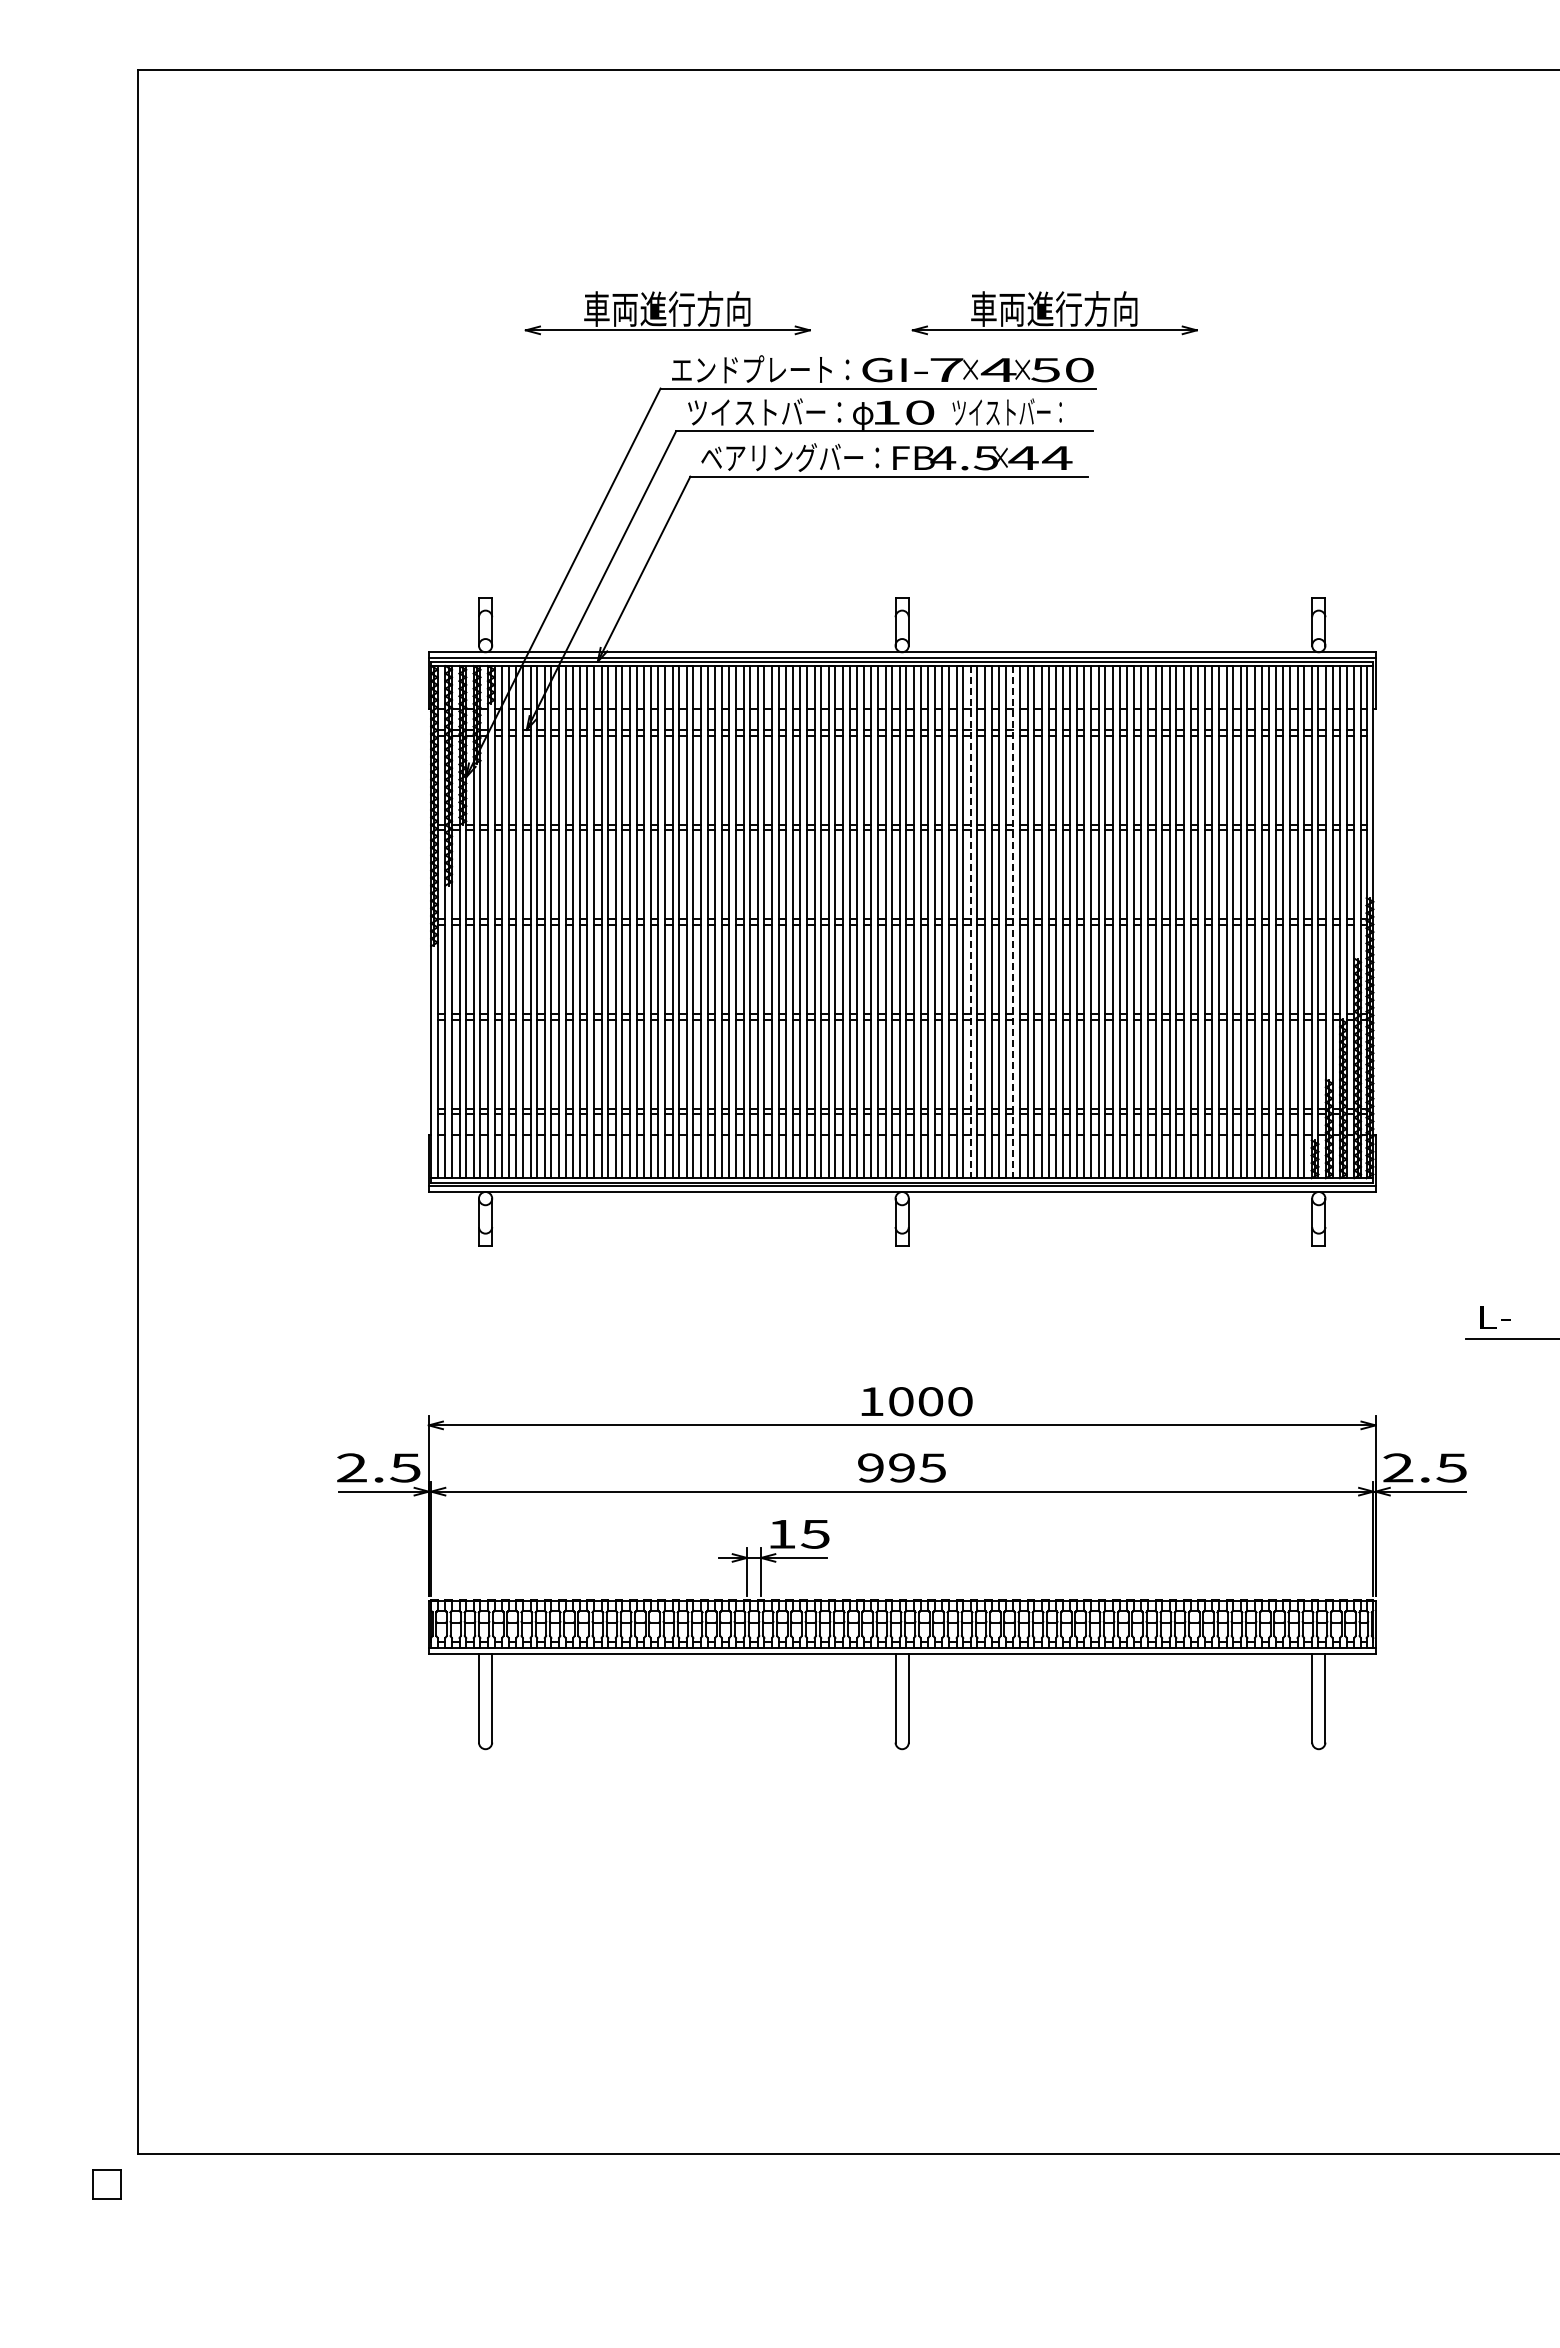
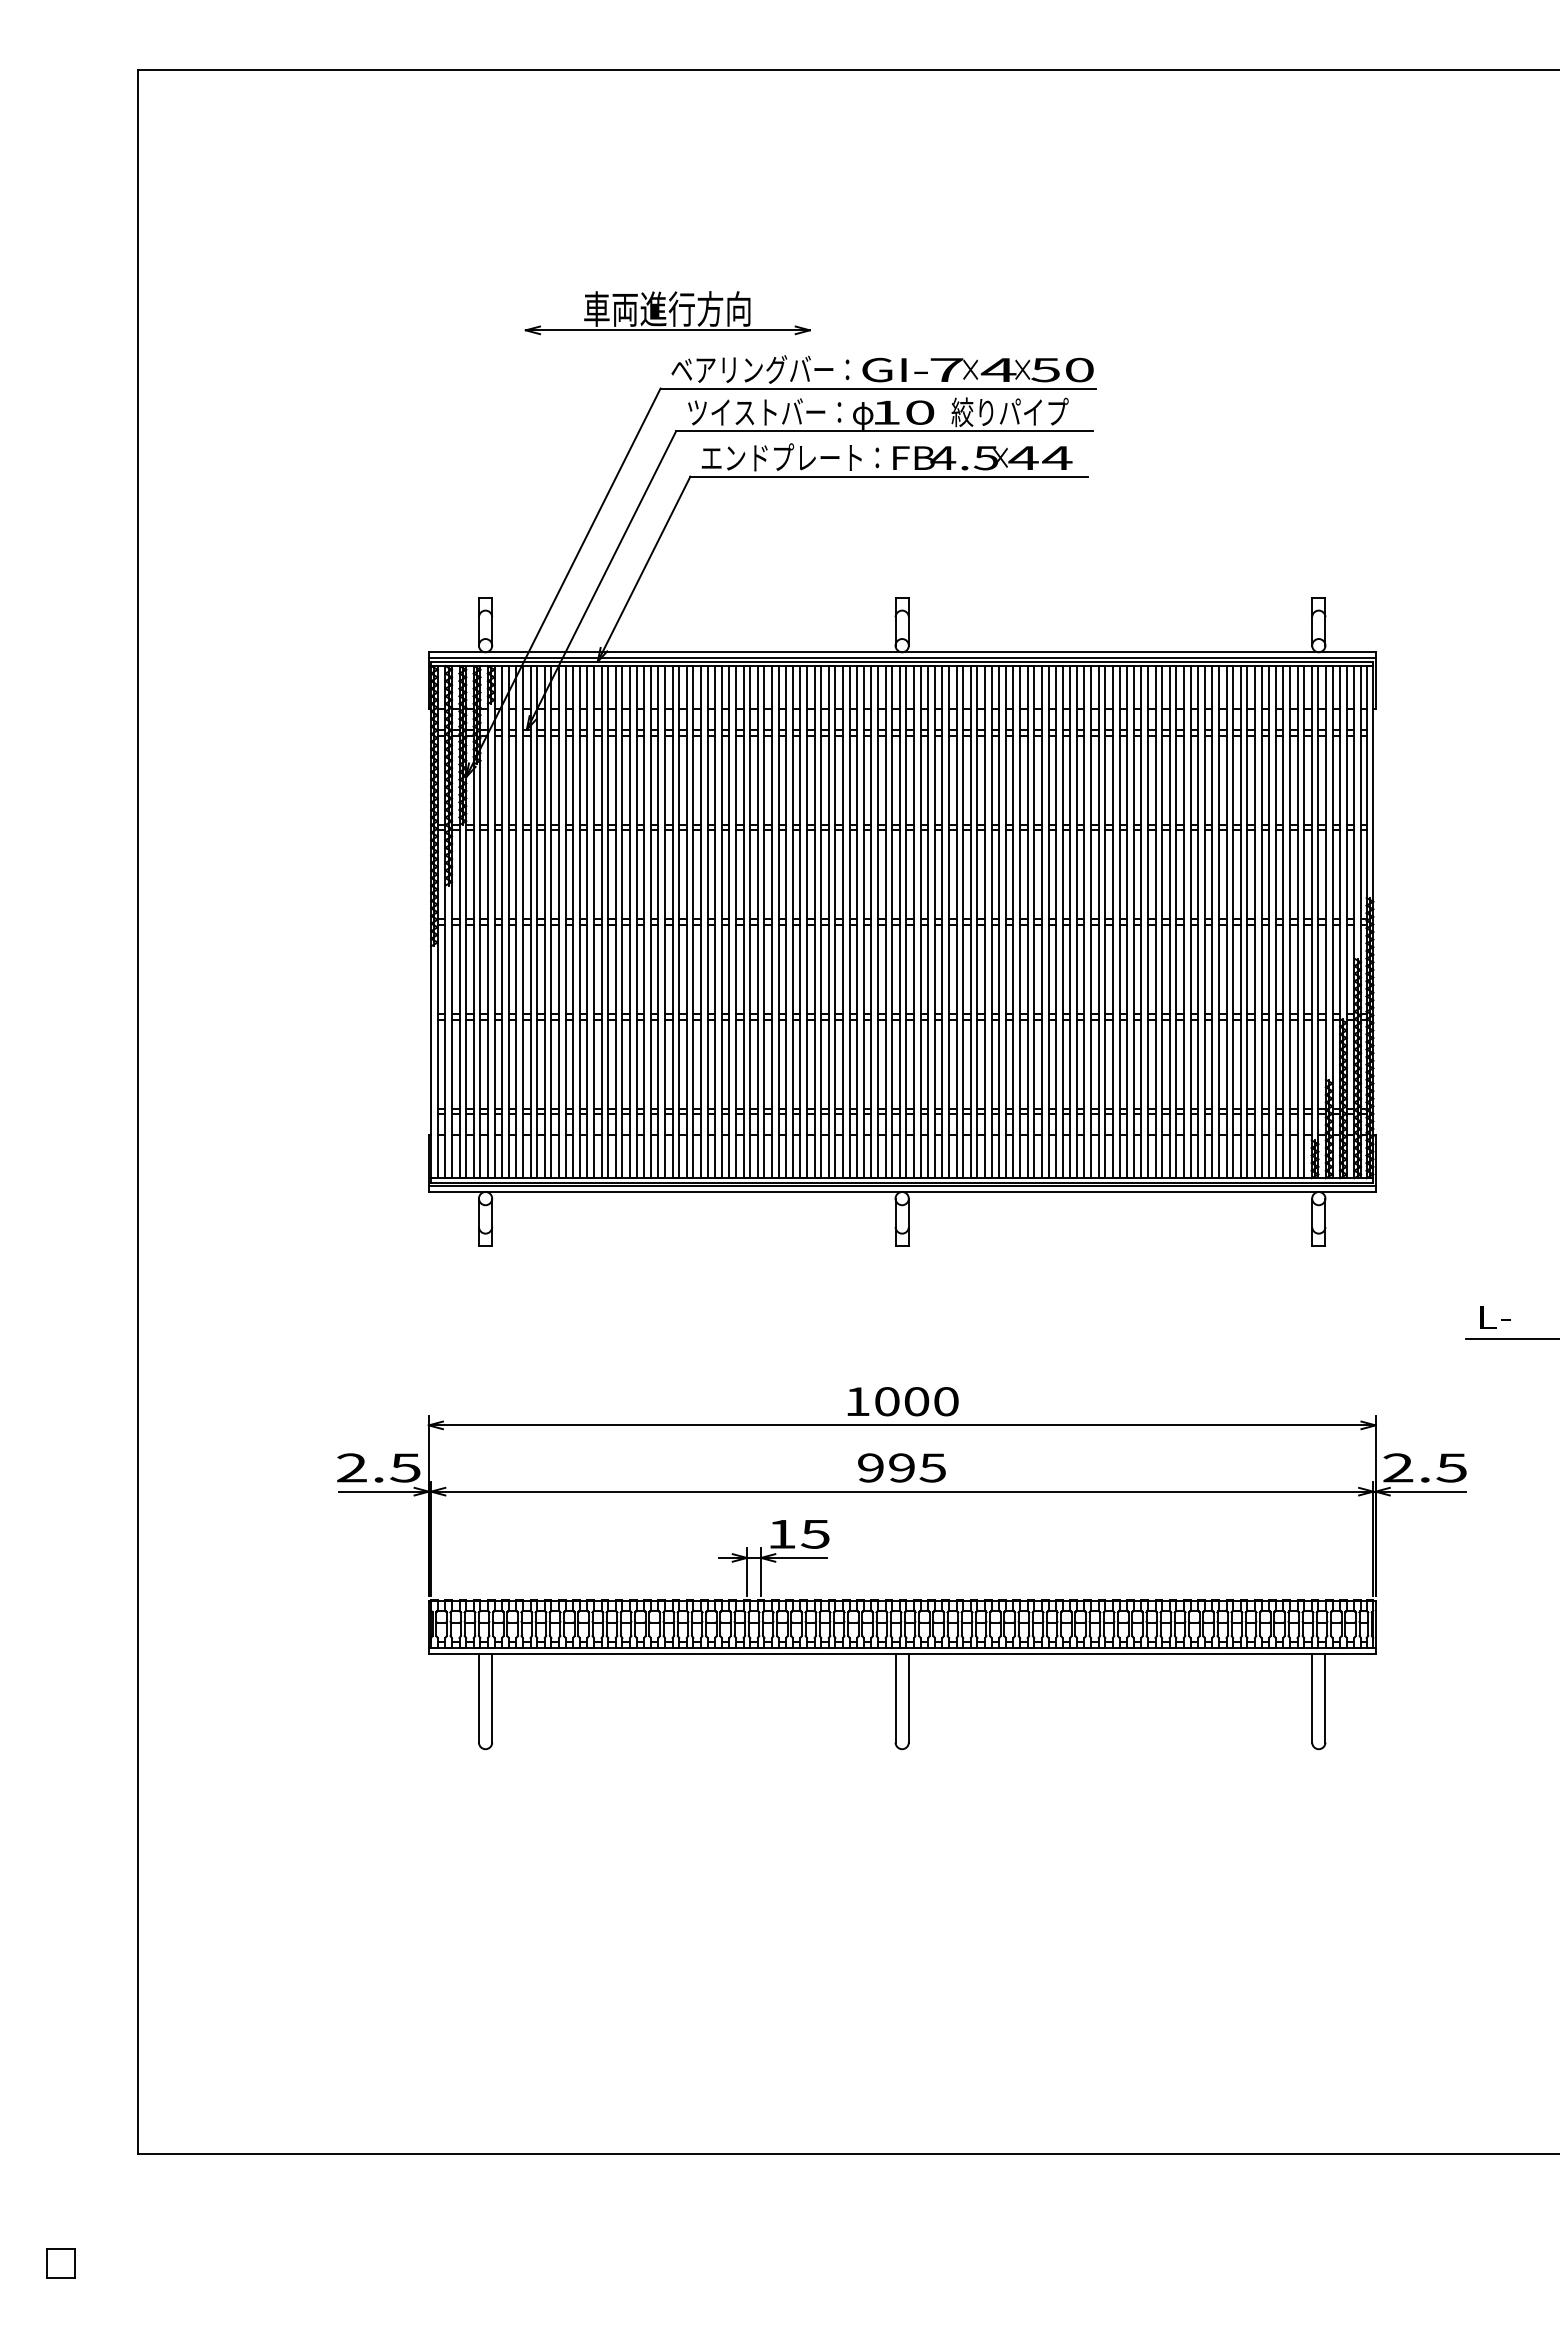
part: present -> none (1054, 313)
text: エンドプレート： -> ベアリングバー： (752, 369)
text: ツイストバー： -> 絞りパイプ (1009, 412)
text: ベアリングバー： -> エンドプレート： (782, 457)
line: dashed -> solid (970, 922)
line: dashed -> solid (1013, 922)
text position: (916, 1401) -> (902, 1401) (902, 1401)
part position: (106, 2184) -> (60, 2263) (60, 2263)
